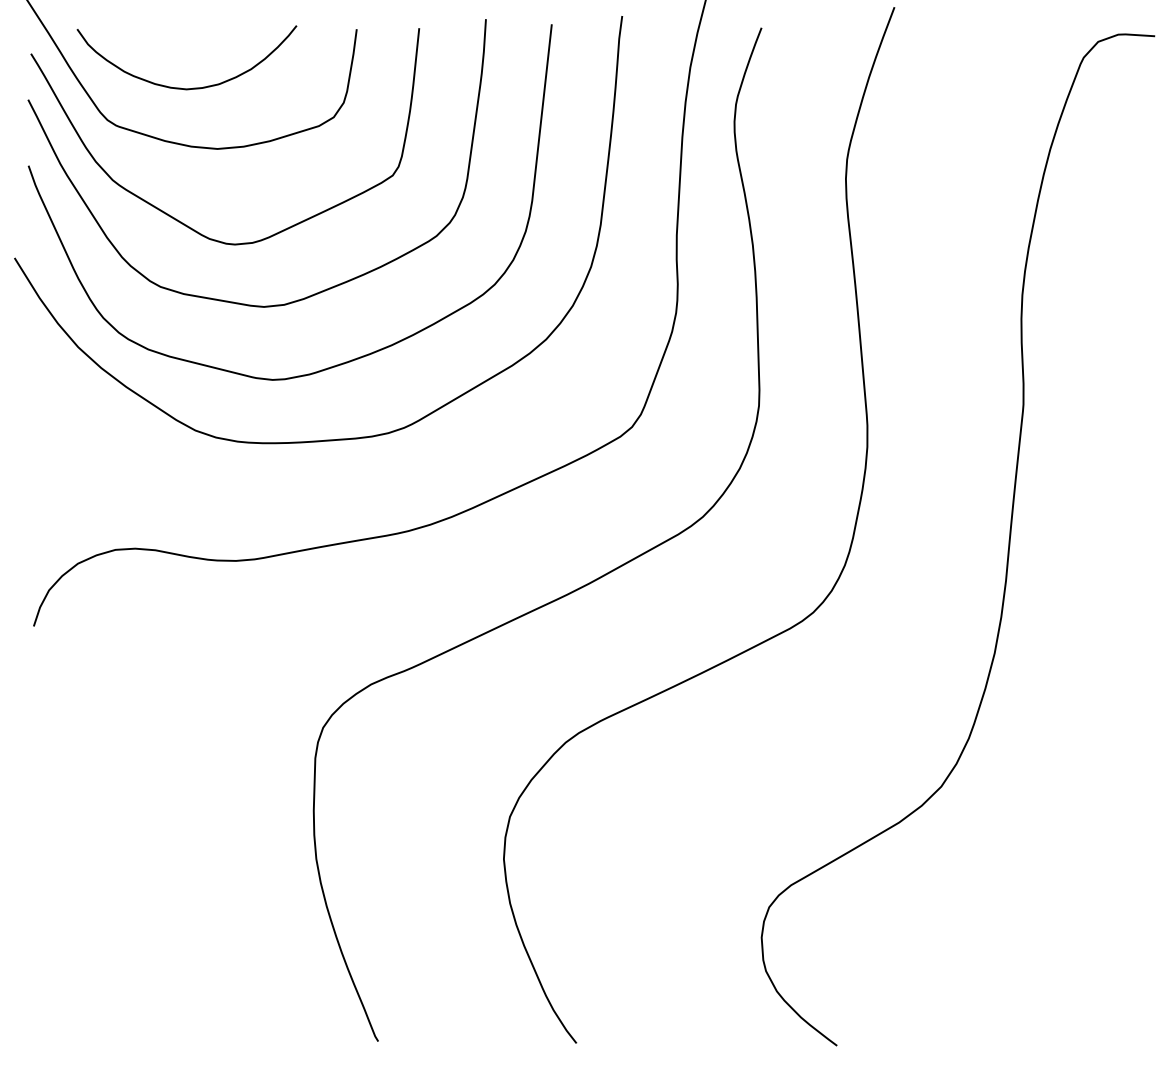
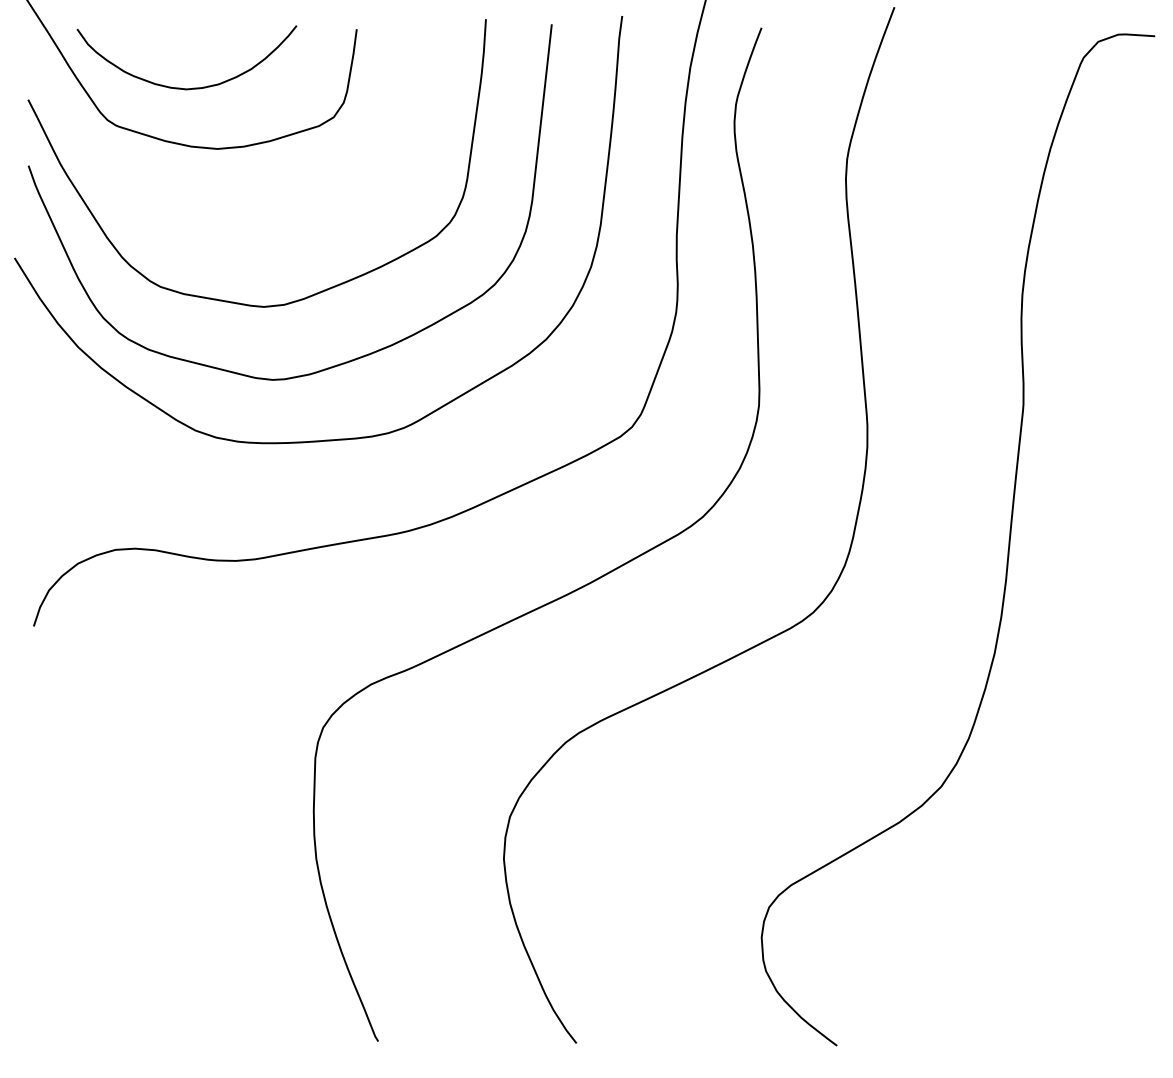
curve: present -> none (176, 218)
